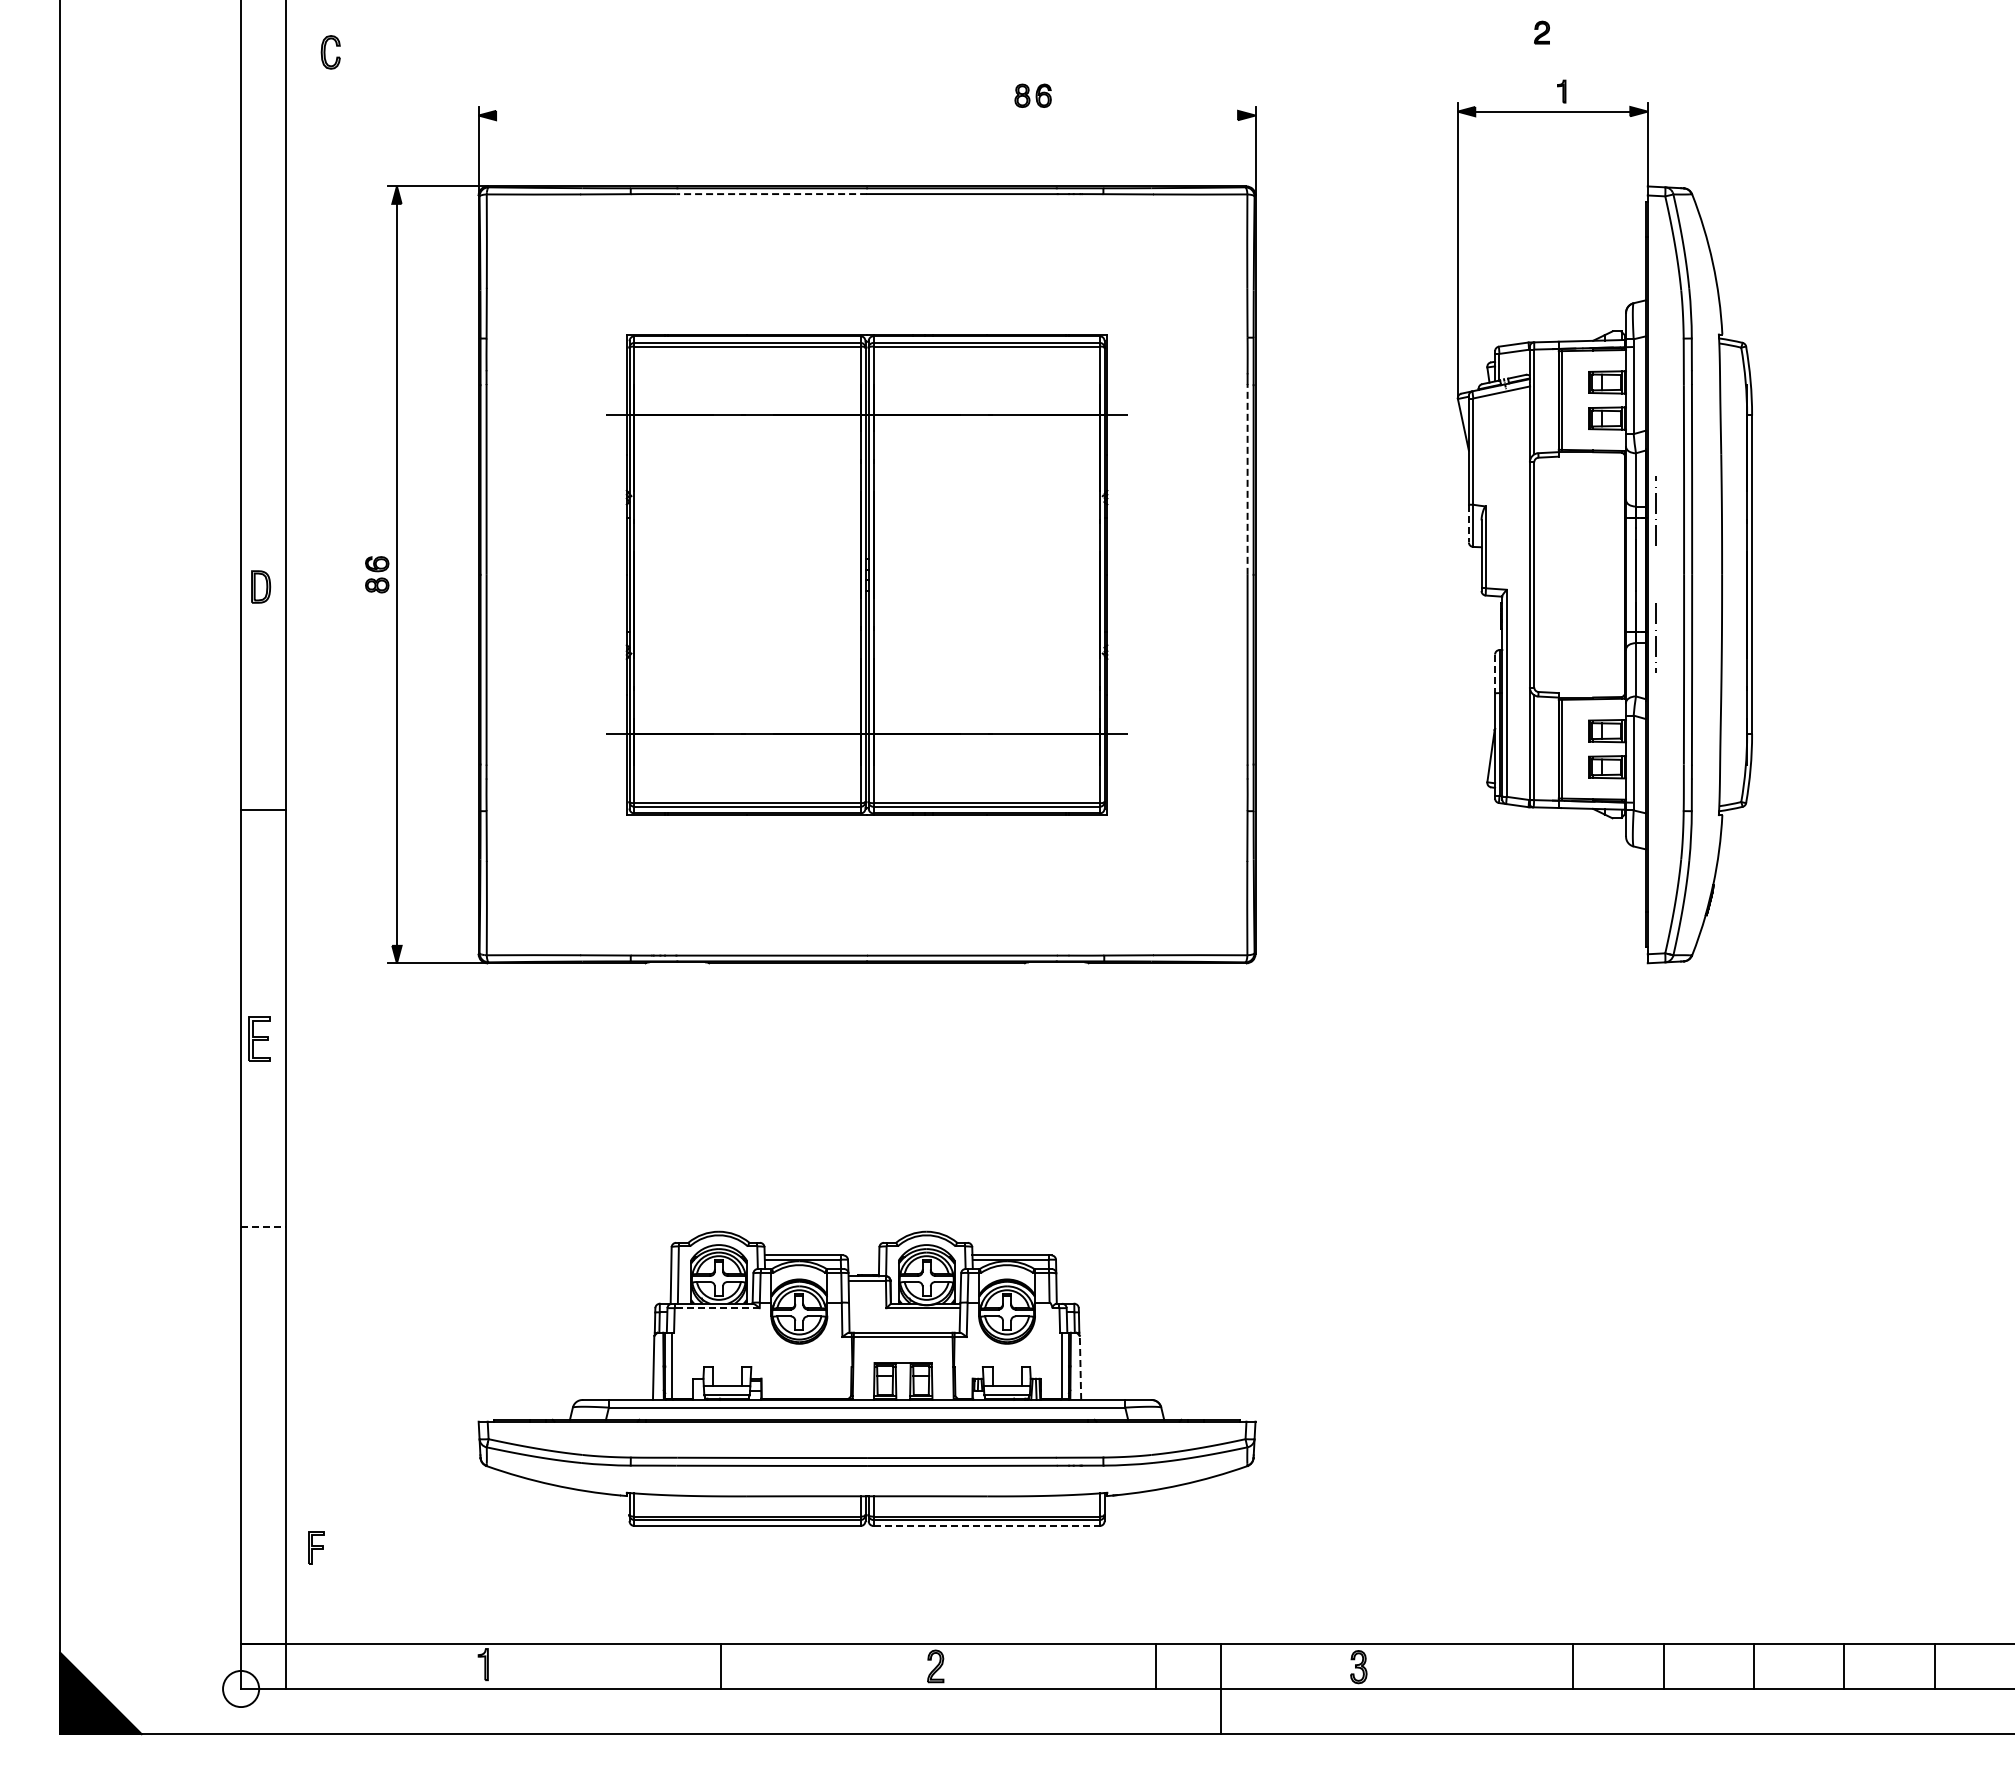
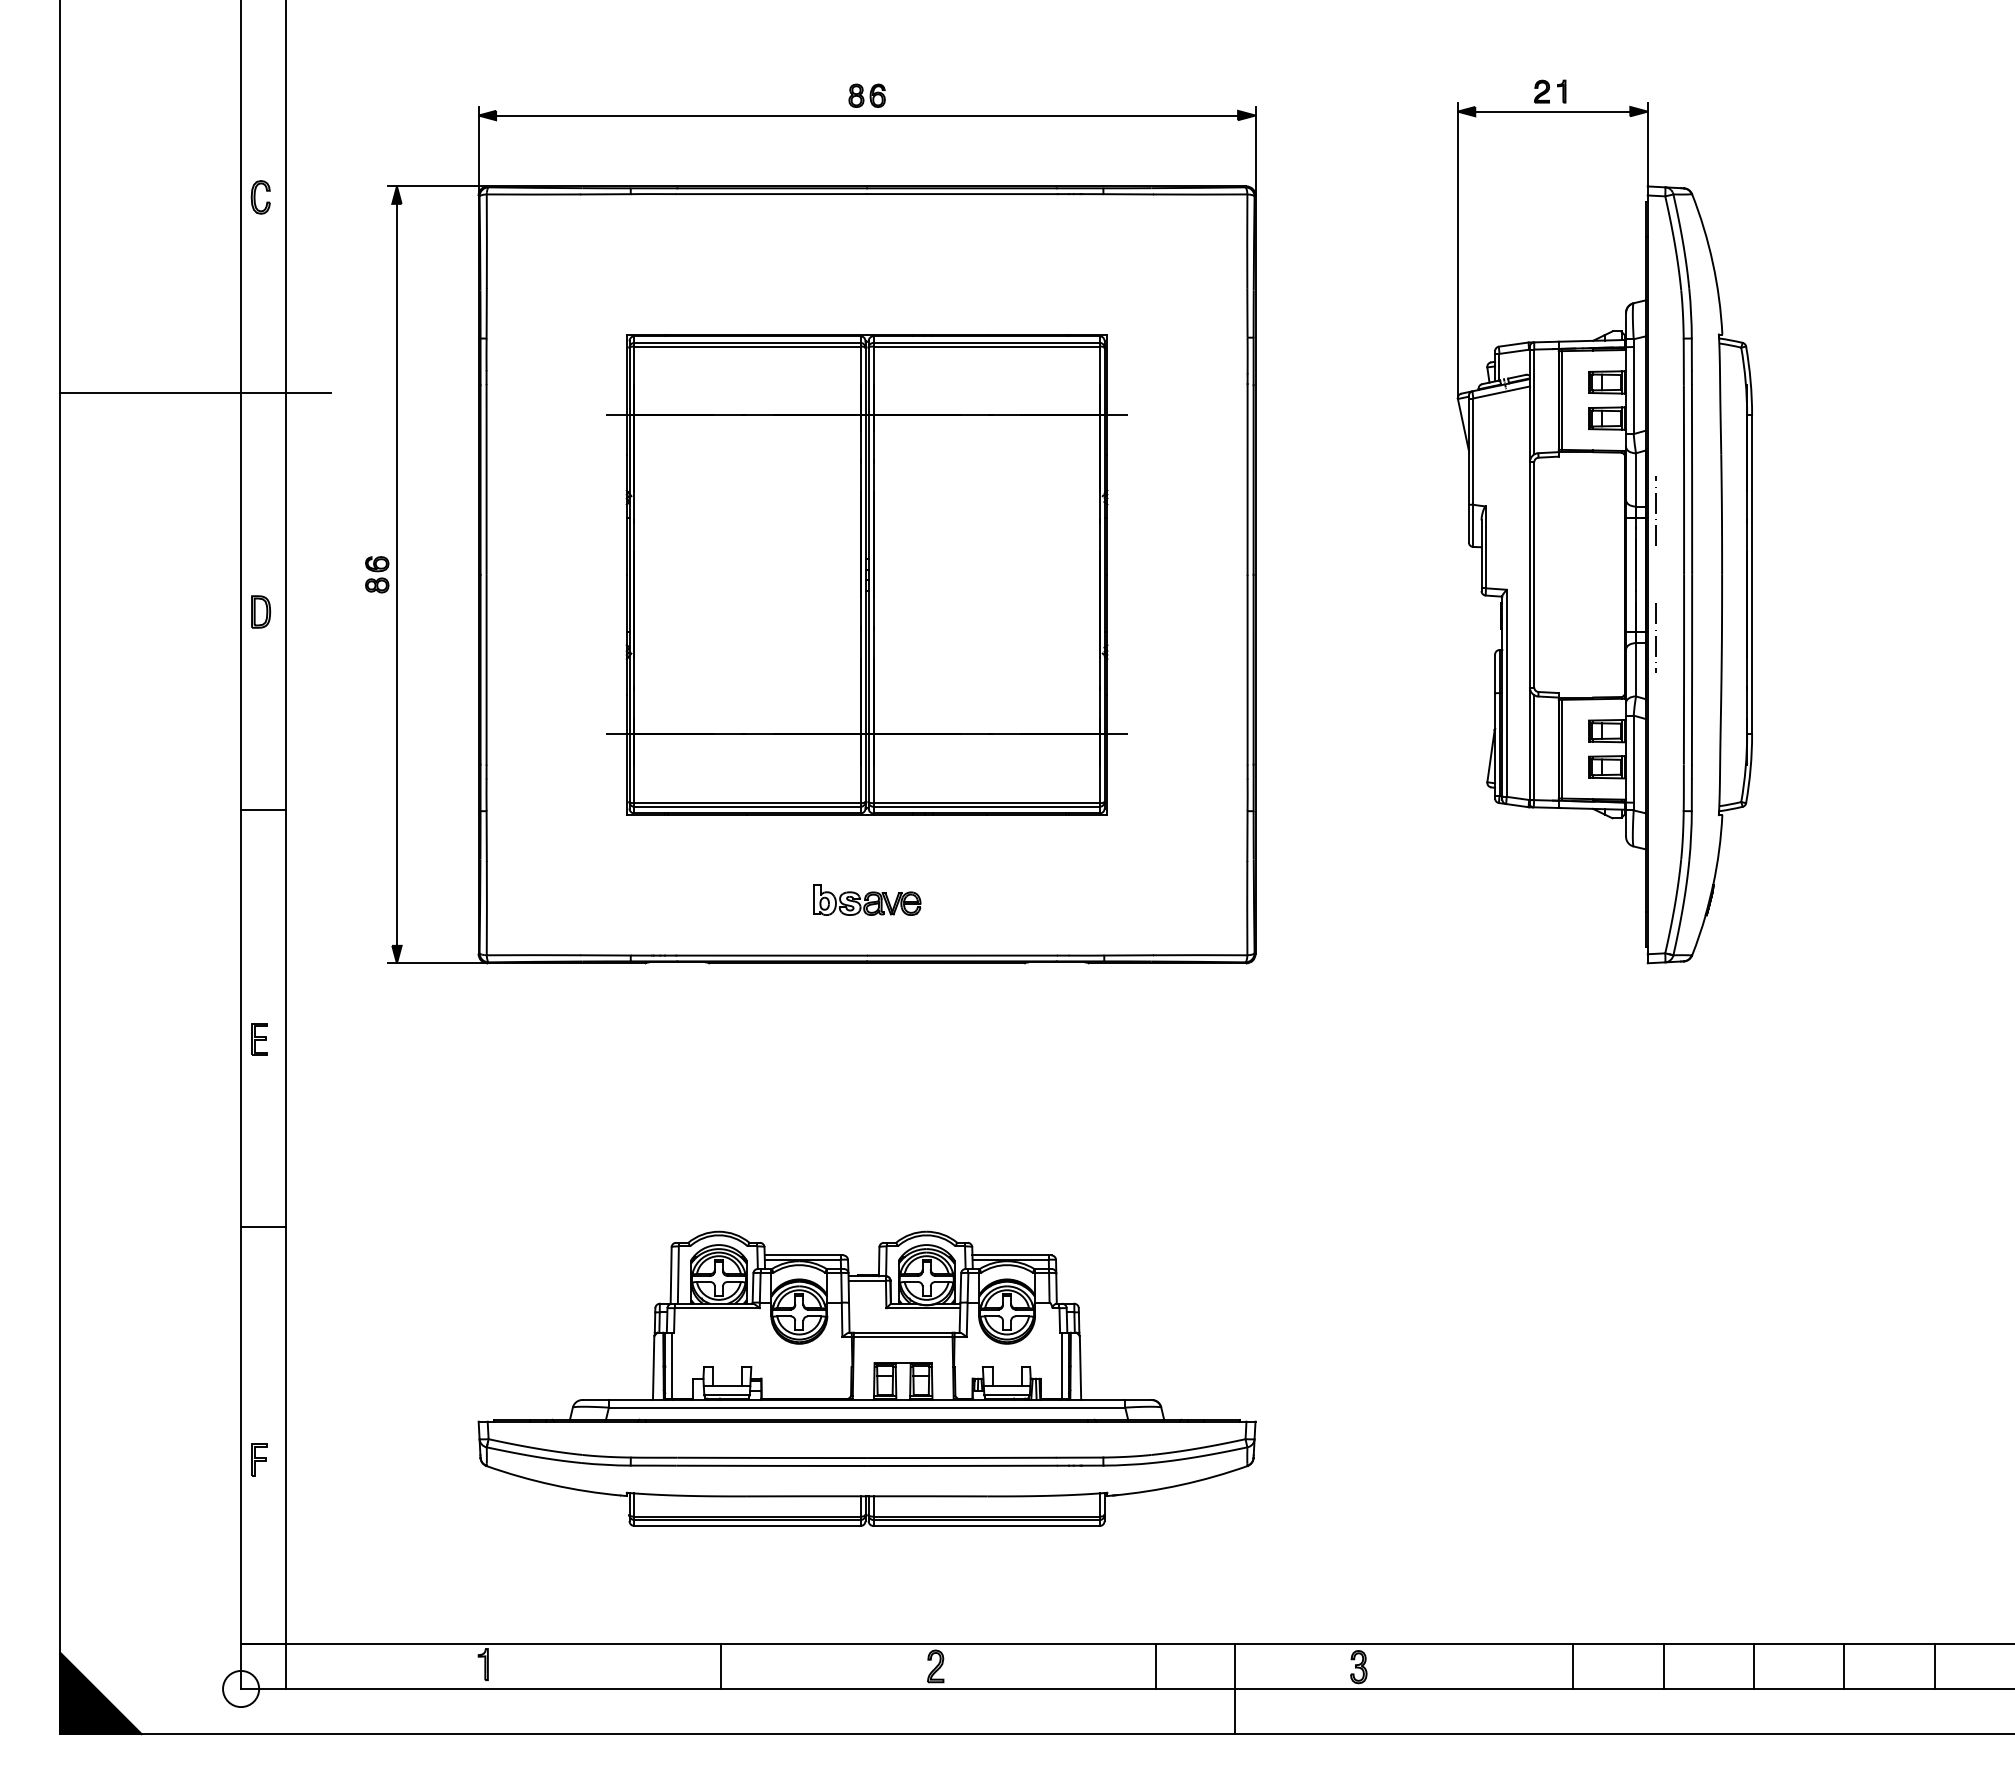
part position: (1541, 32) -> (1541, 91) (1541, 91)
part position: (330, 52) -> (260, 197) (260, 197)
part position: (1032, 95) -> (866, 95) (866, 95)
line: none -> present (867, 115)
line: dashed -> solid (771, 194)
line: none -> present (195, 392)
line: dashed -> solid (1247, 478)
line: dashed -> solid (1468, 523)
part position: (261, 586) -> (261, 611) (261, 611)
line: dashed -> solid (1495, 674)
part: none -> present (867, 899)
part size: 23x46 px -> 17x33 px (259, 1039)
line: dashed -> solid (263, 1226)
line: dashed -> solid (717, 1308)
line: dashed -> solid (1080, 1367)
line: dashed -> solid (987, 1526)
part position: (316, 1547) -> (259, 1459) (259, 1459)
line position: (1220, 1688) -> (1234, 1688) (1234, 1688)
